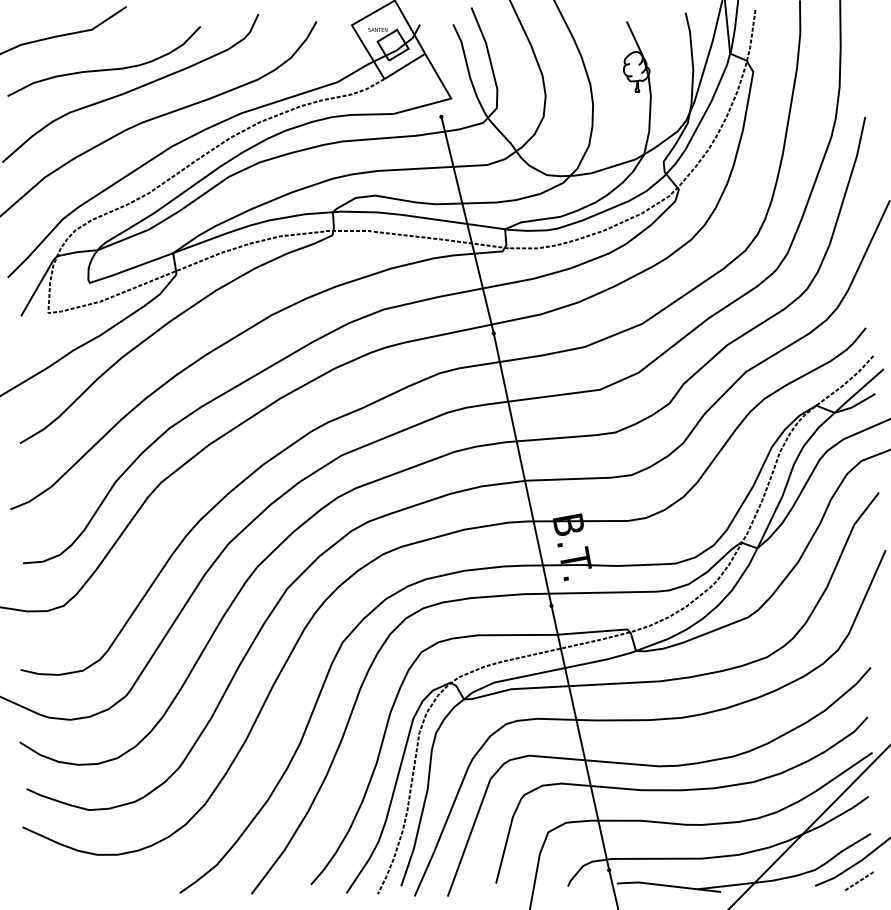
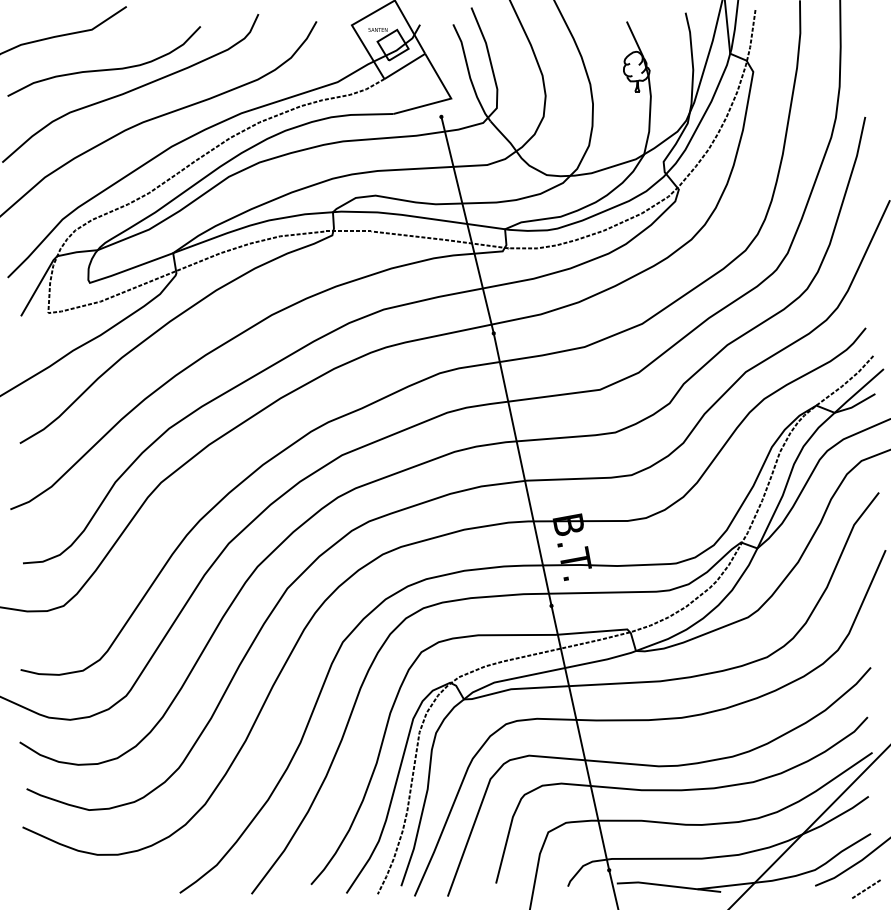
line position: (860, 880) -> (867, 888) (867, 888)
